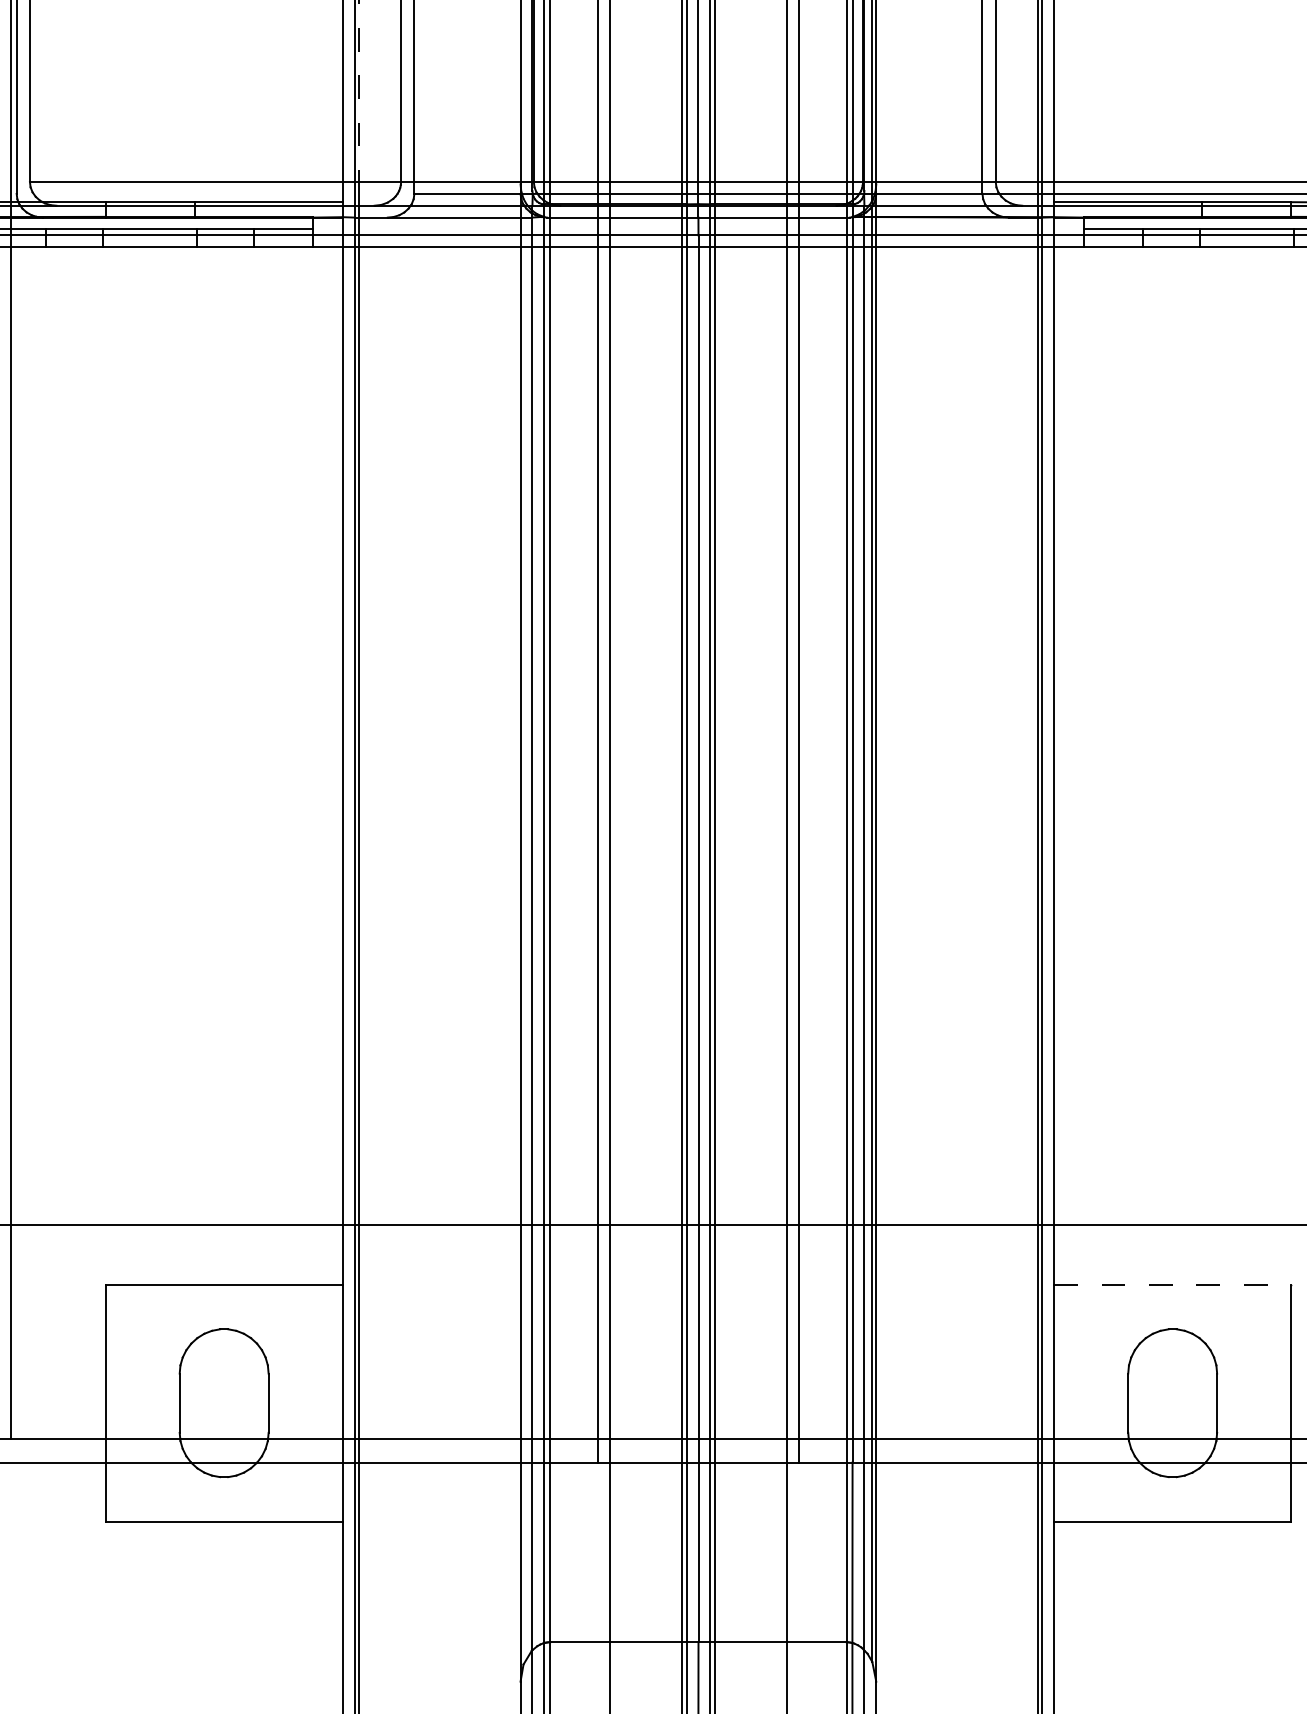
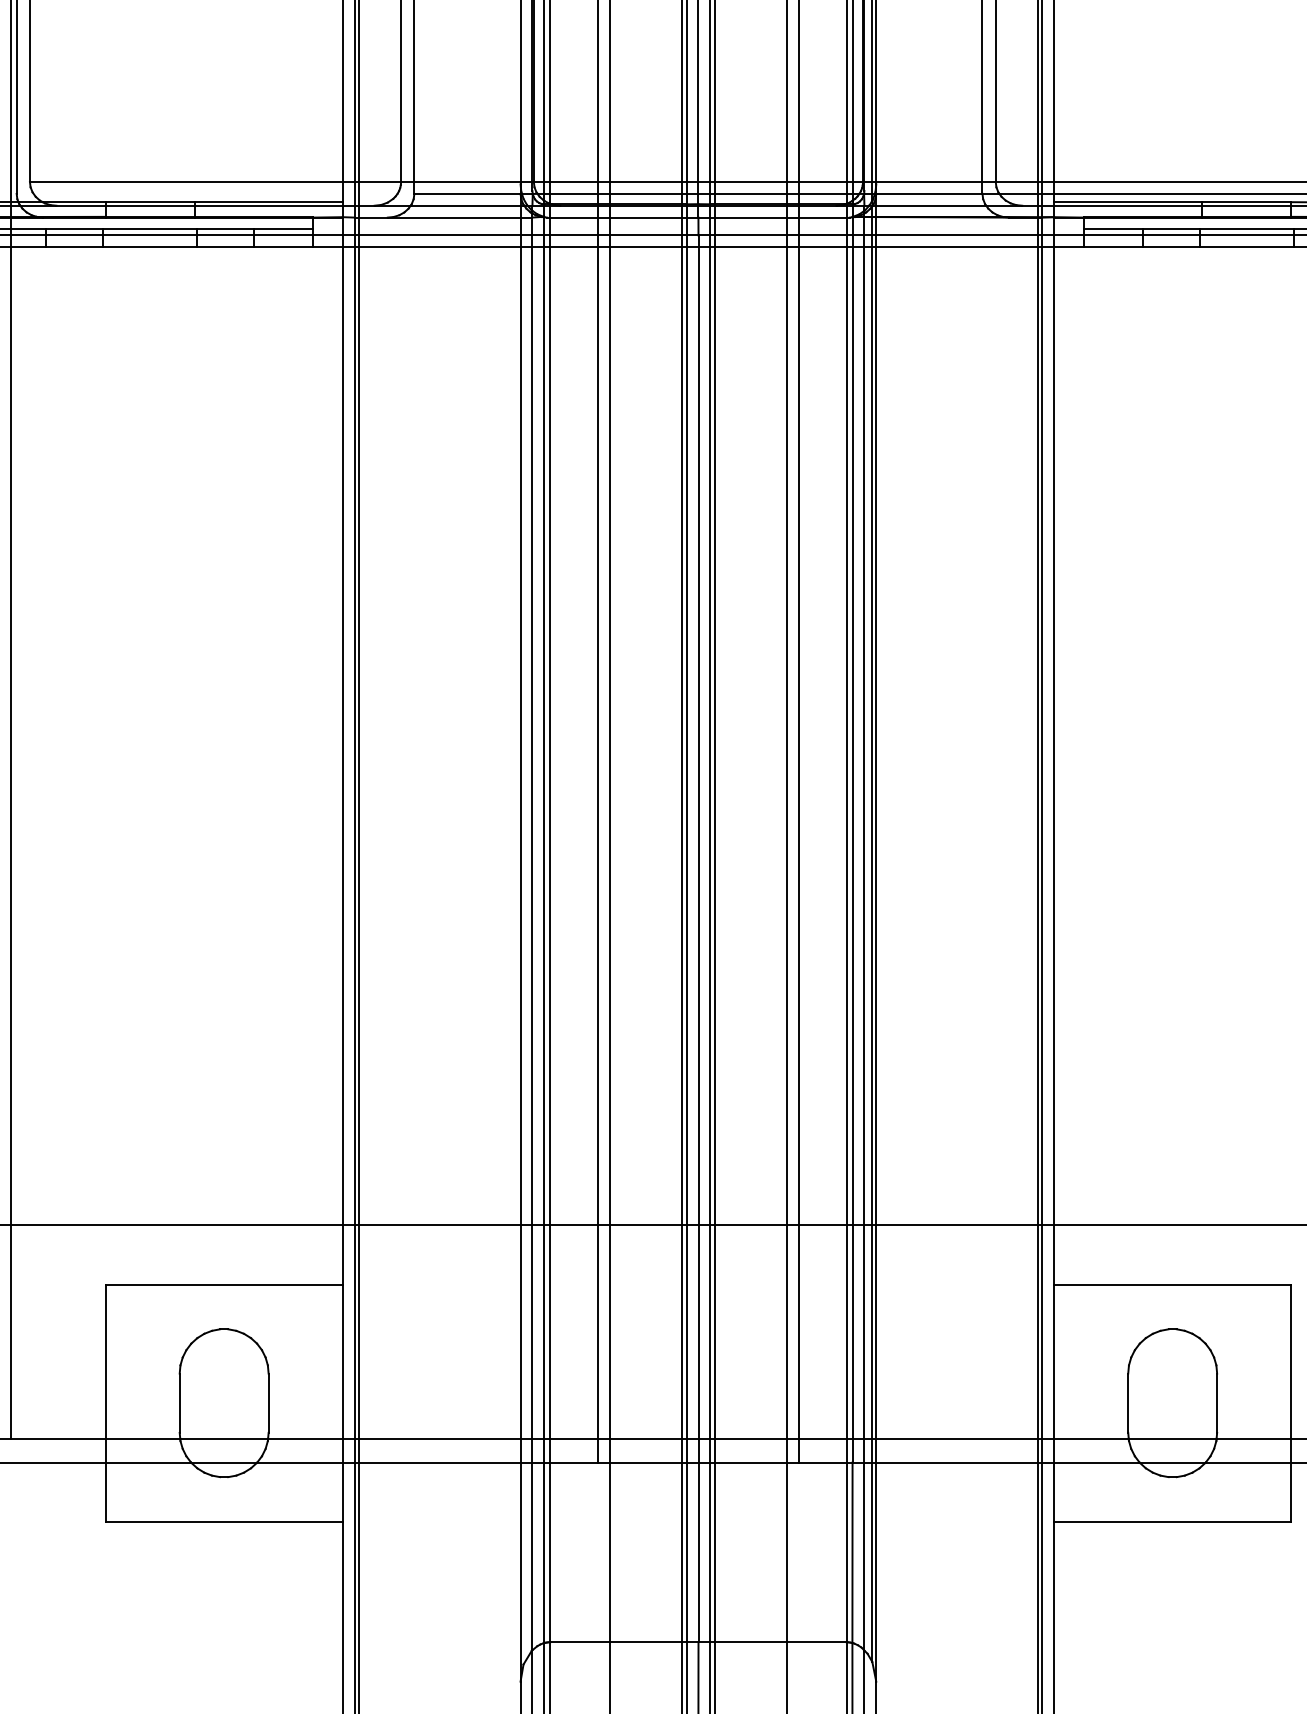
line: dashed -> solid (359, 91)
line: dashed -> solid (1172, 1284)
